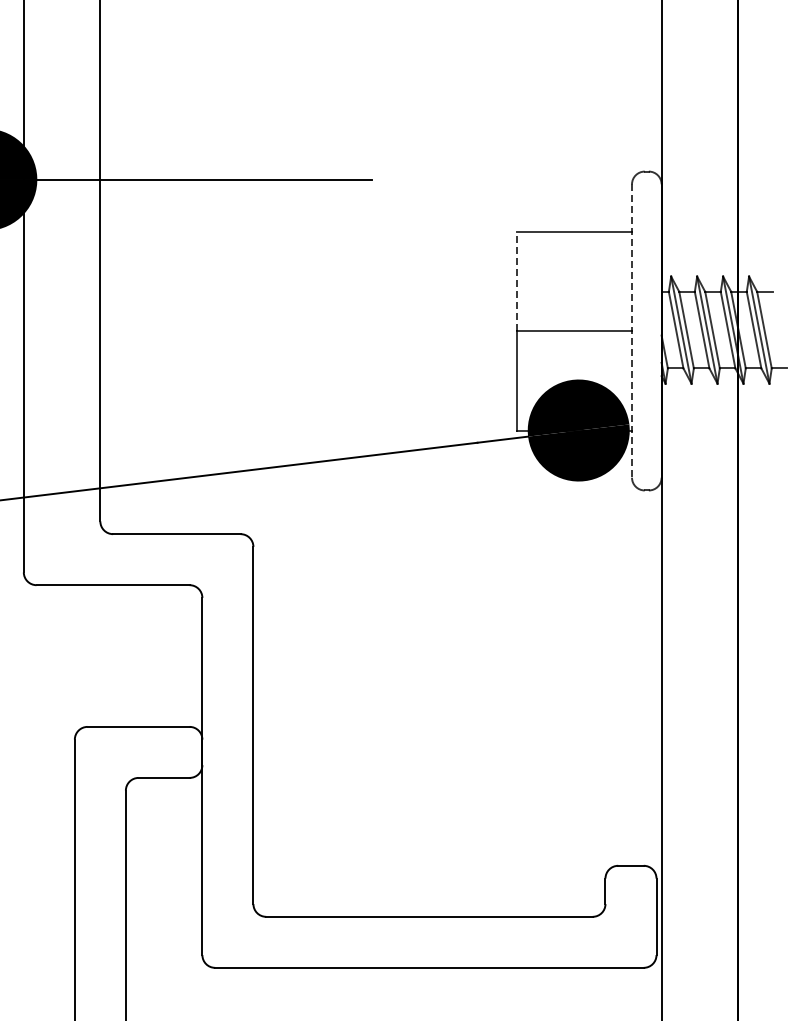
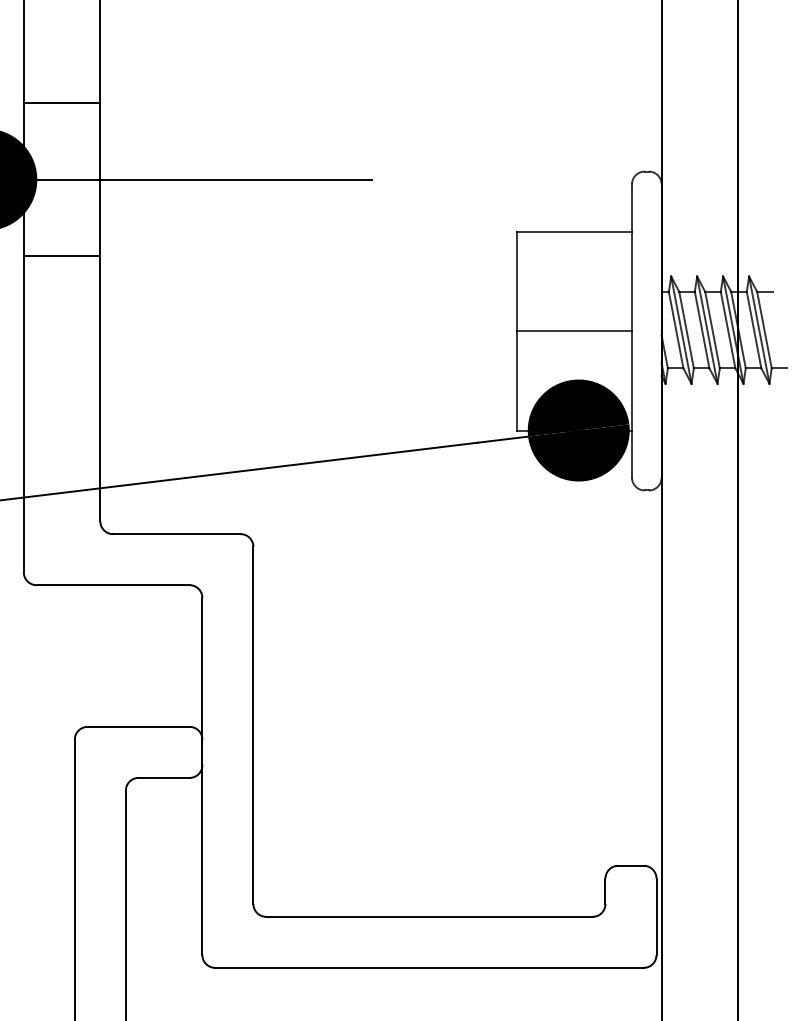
line: none -> present (61, 103)
line: none -> present (61, 256)
line: dashed -> solid (516, 281)
line: dashed -> solid (632, 331)
